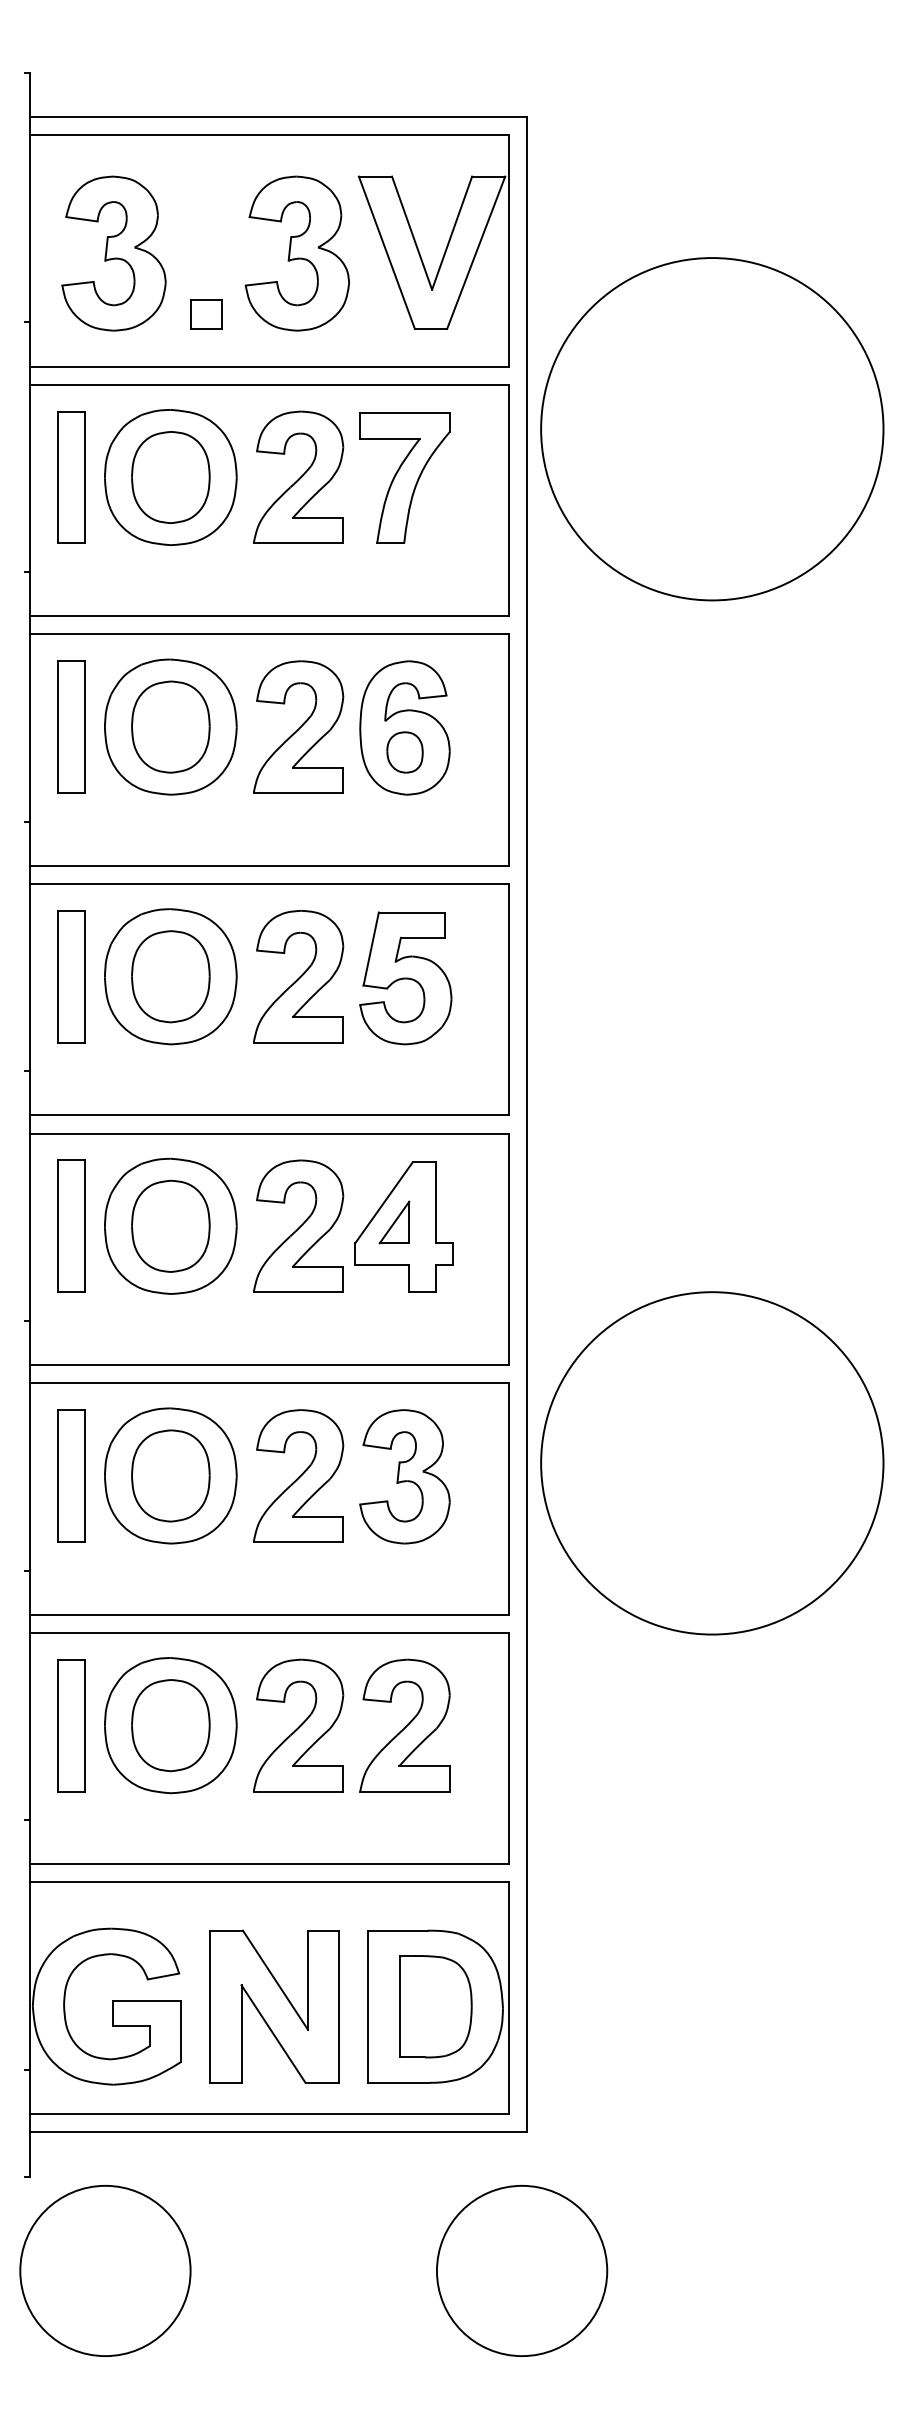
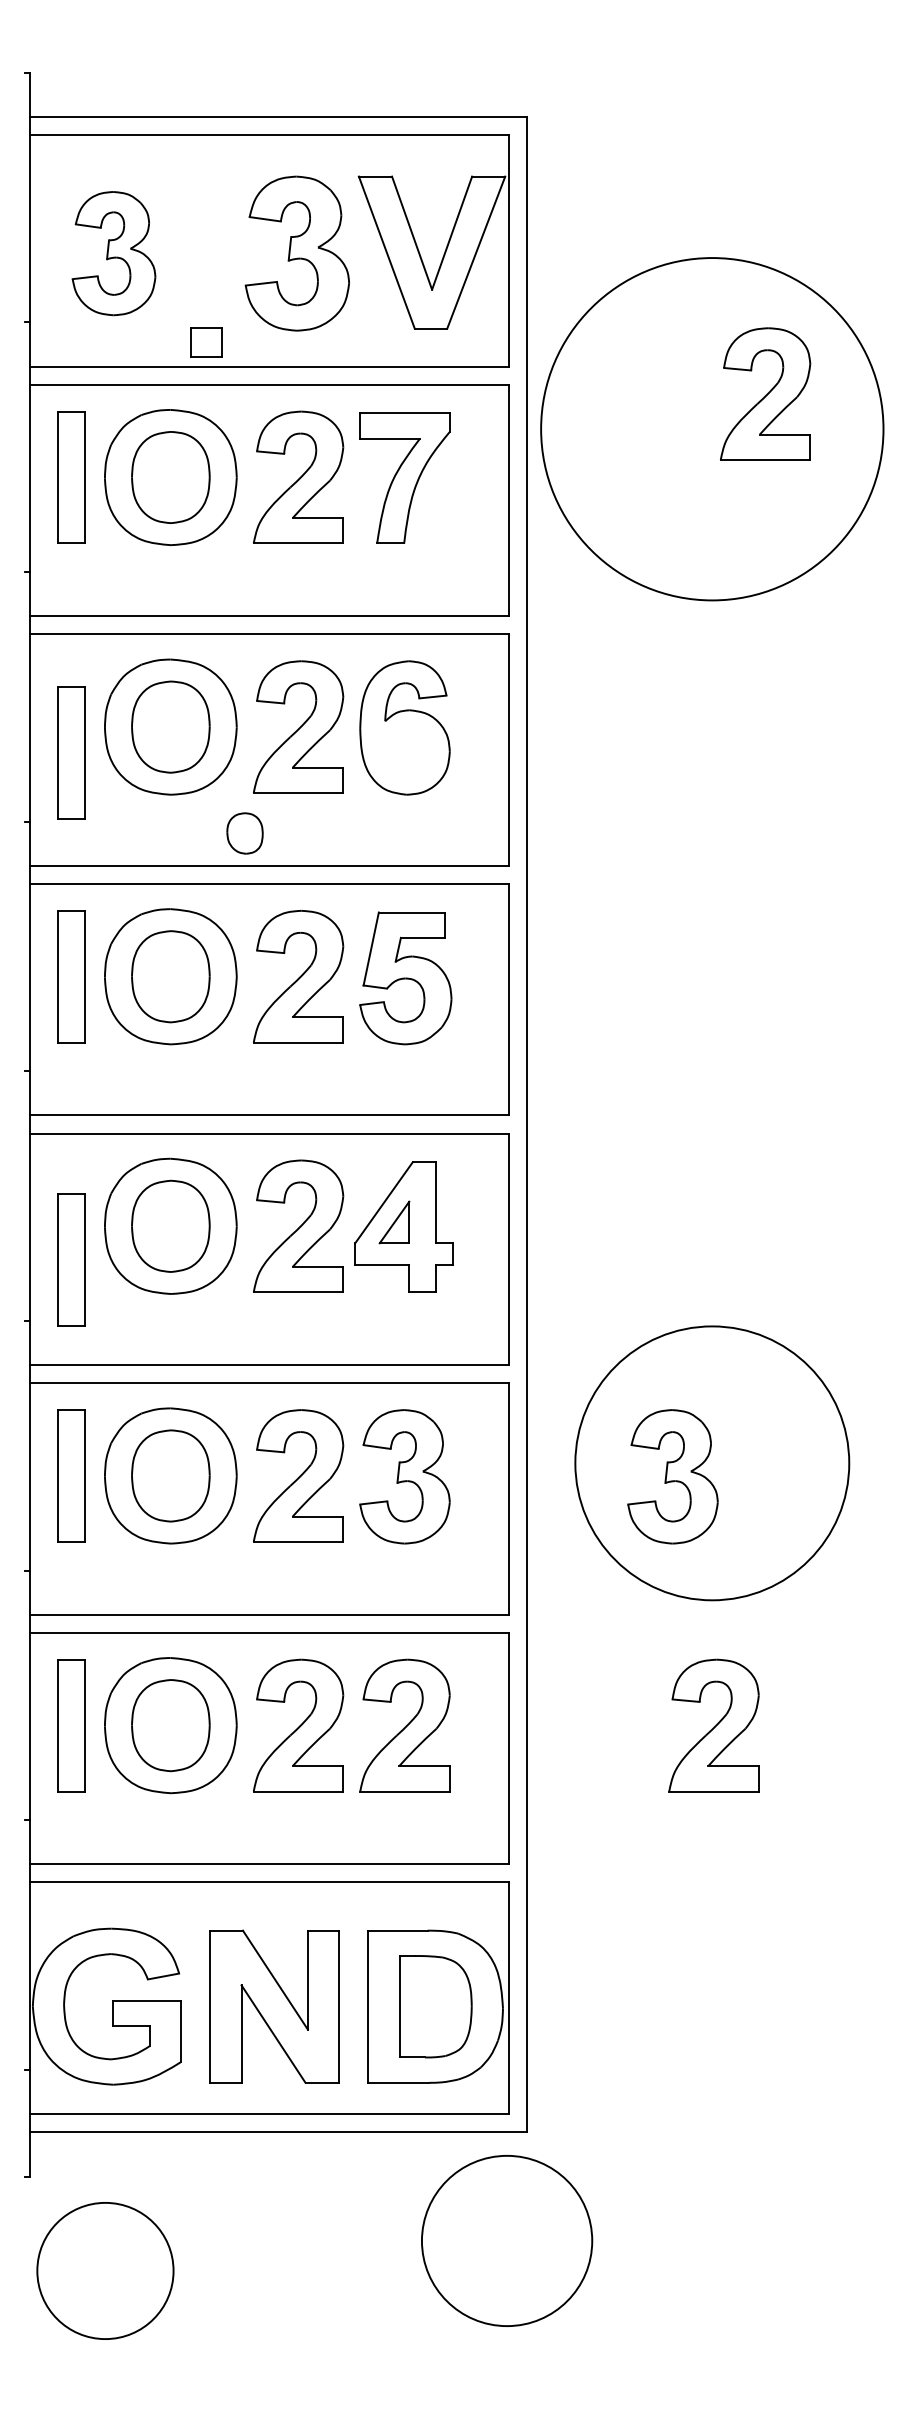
part size: 106x157 px -> 86x126 px (113, 253)
part position: (206, 314) -> (206, 342) (206, 342)
part: none -> present (765, 393)
part position: (71, 726) -> (71, 752) (71, 752)
part position: (404, 752) -> (244, 833) (244, 833)
part position: (71, 1225) -> (71, 1259) (71, 1259)
circle diameter: 342 px -> 274 px (712, 1463)
part: none -> present (672, 1476)
part: none -> present (713, 1725)
circle diameter: 170 px -> 136 px (105, 2270)
circle position: (522, 2270) -> (507, 2240) (507, 2240)
